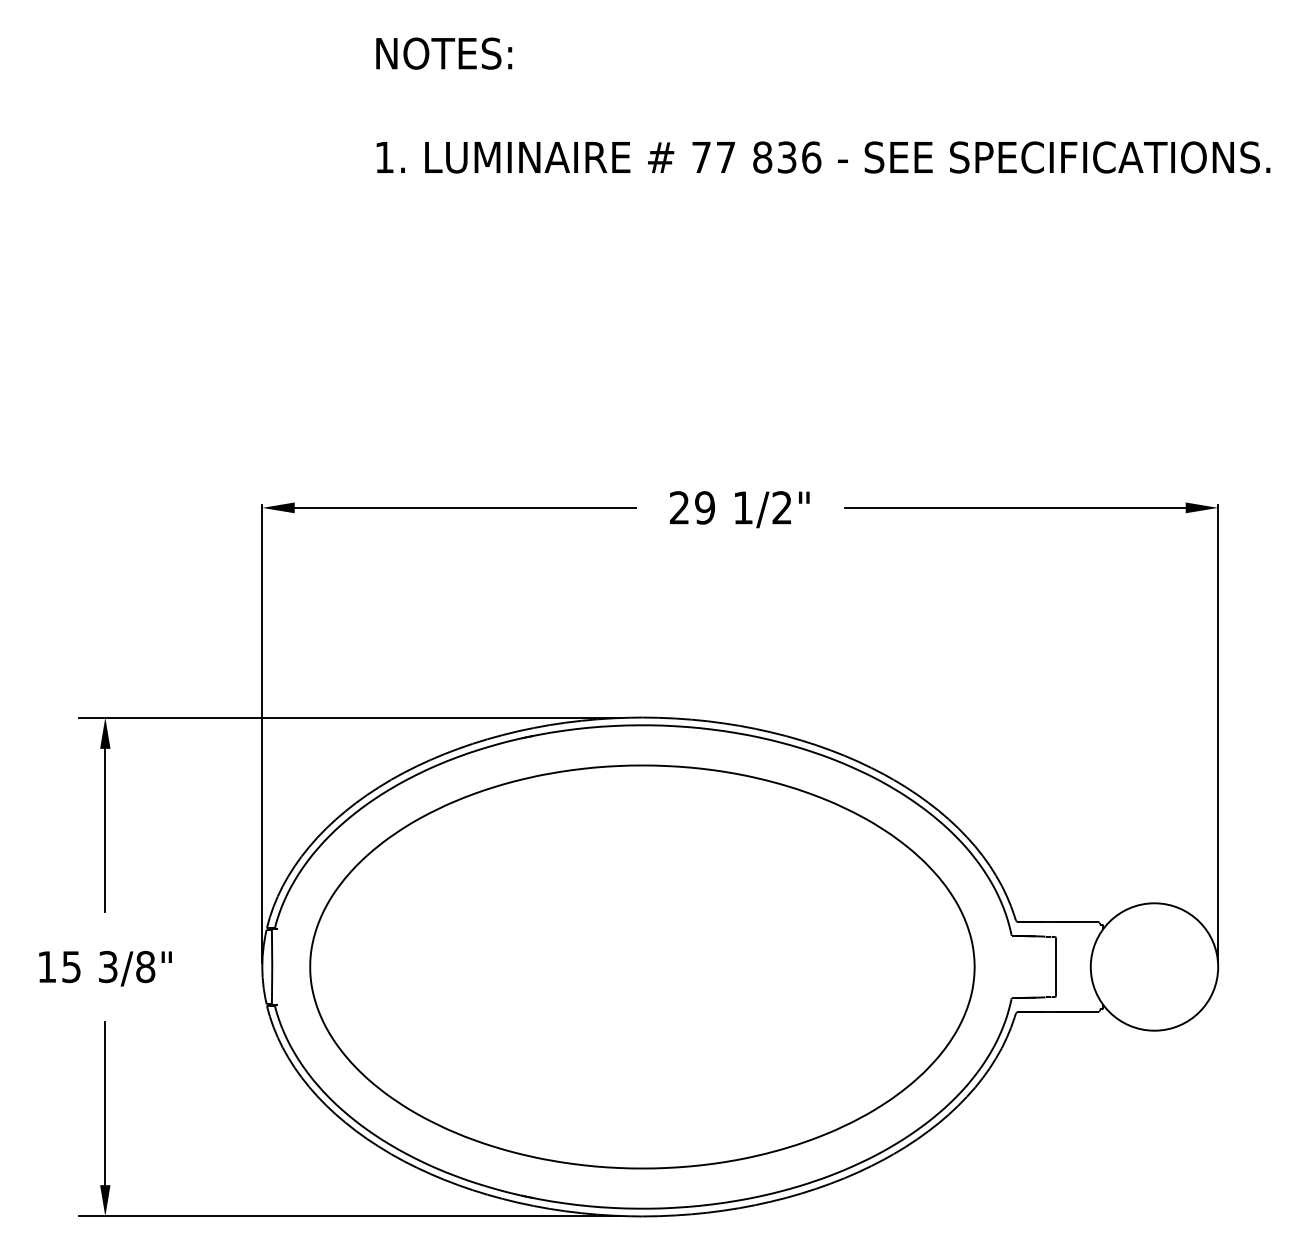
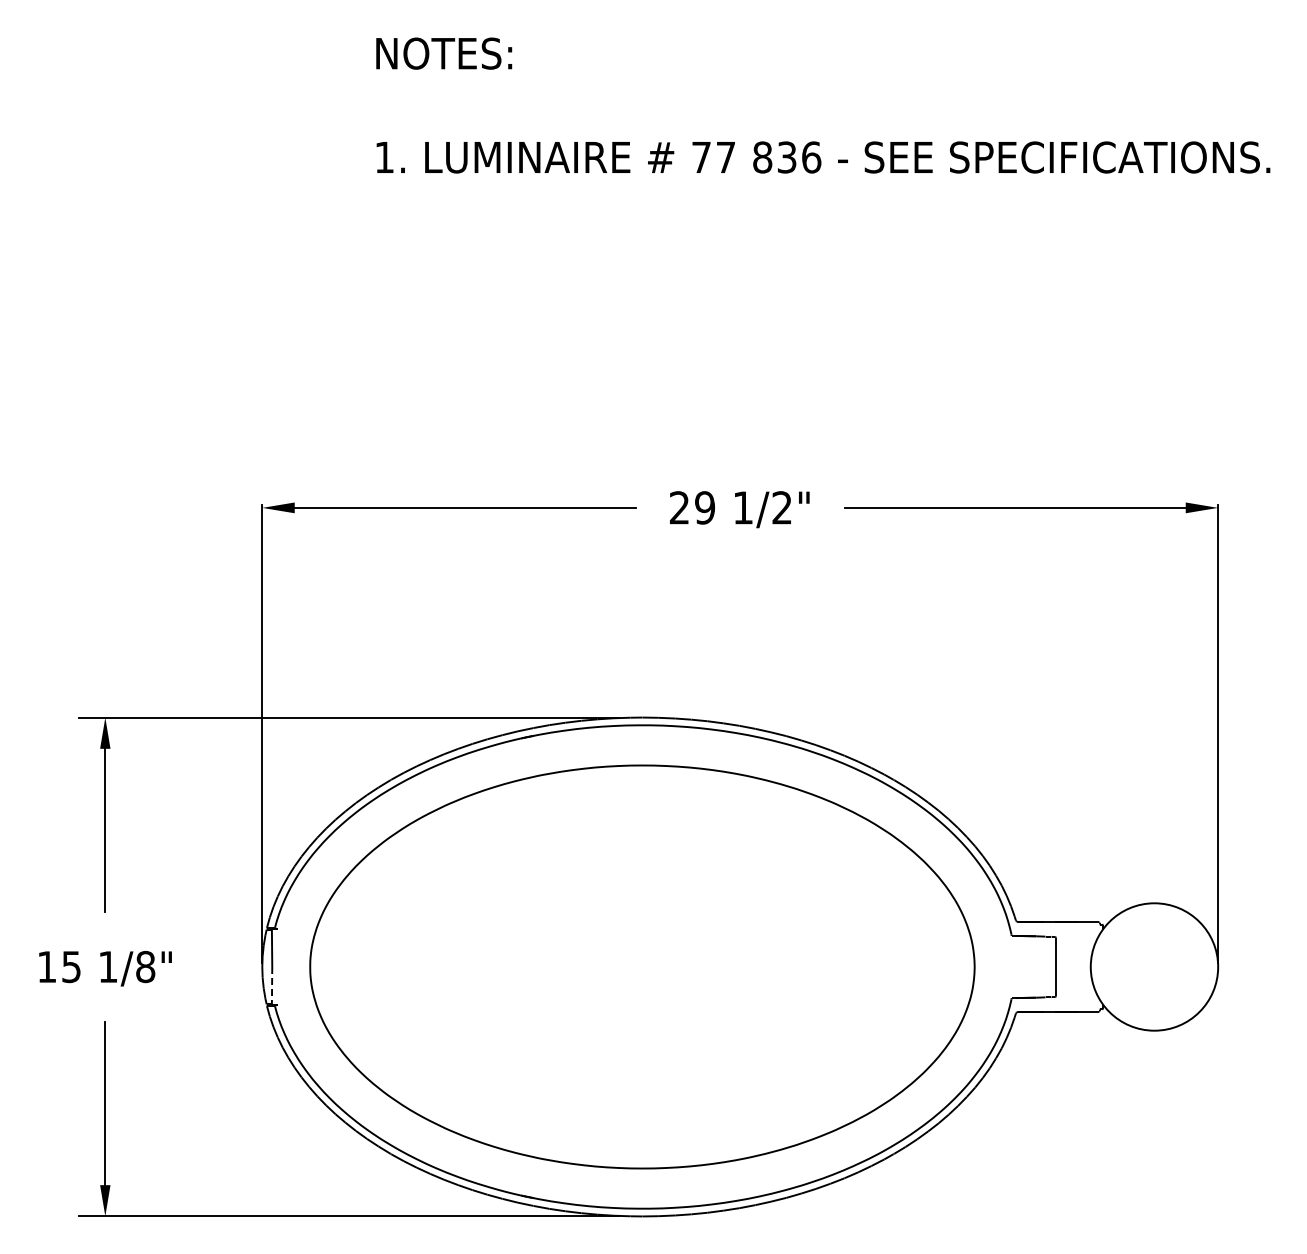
text: 3/8" -> 1/8" (108, 966)
line: solid -> dashed (272, 985)
